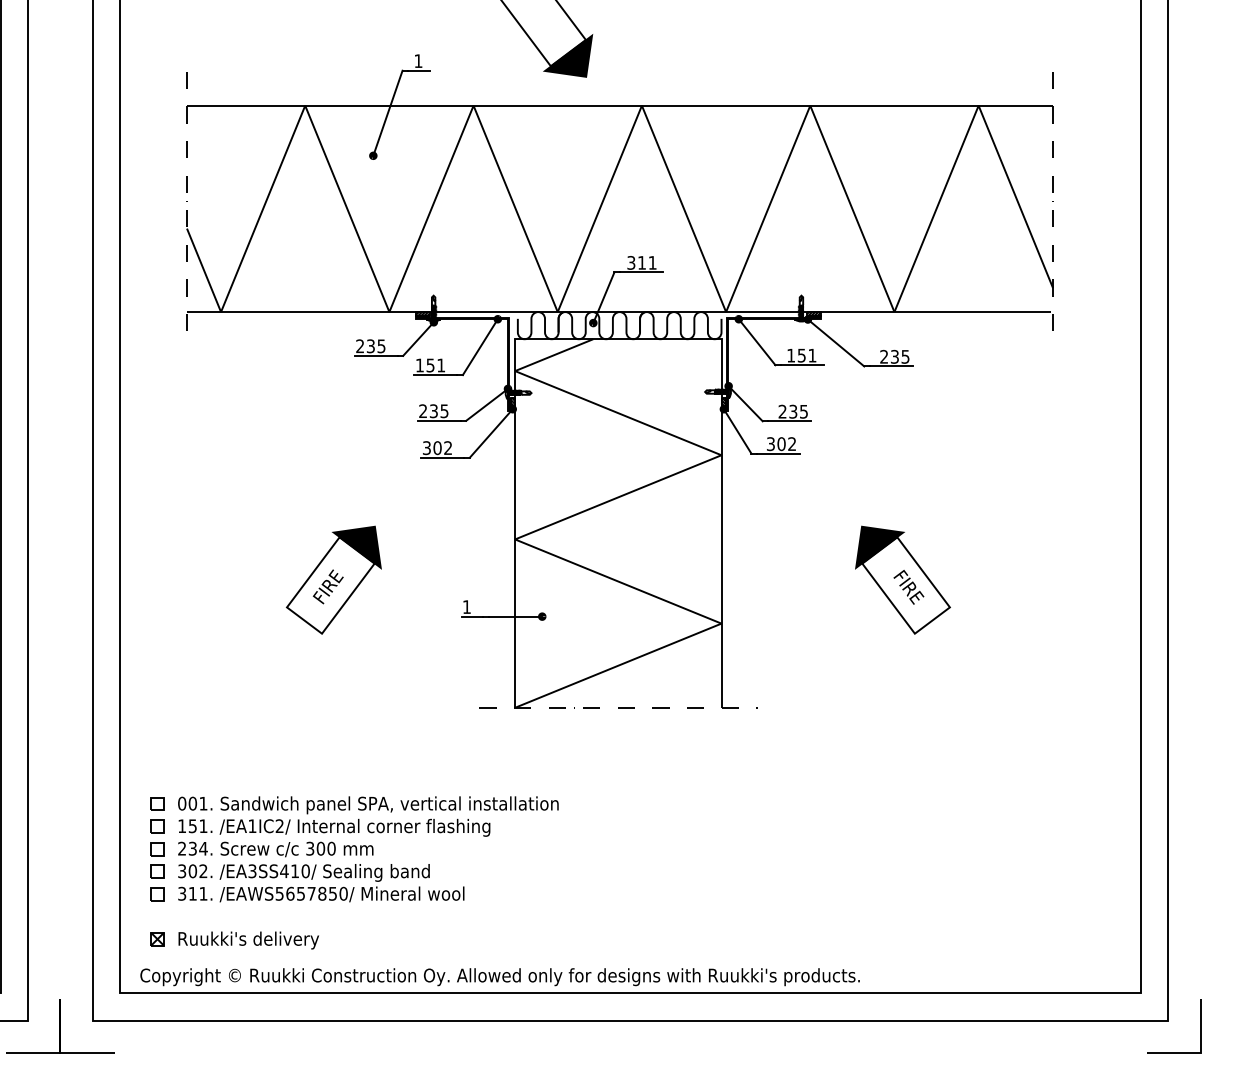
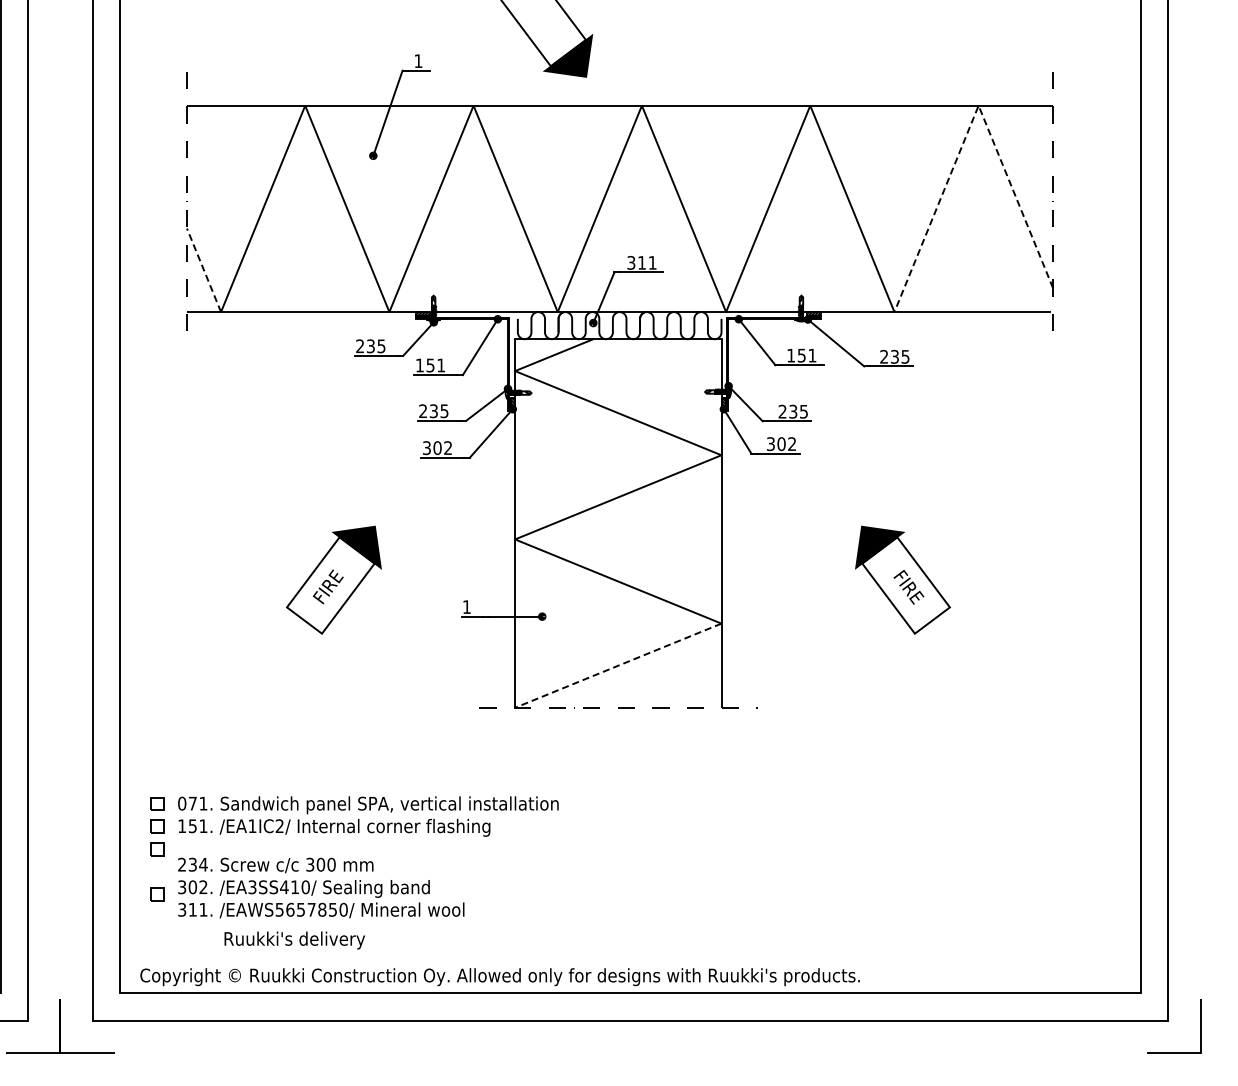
line: solid -> dashed (973, 117)
line: solid -> dashed (203, 269)
line: solid -> dashed (617, 665)
text: 001. -> 071. (192, 803)
part: present -> none (157, 871)
text position: (321, 871) -> (321, 887) (321, 887)
part: present -> none (157, 939)
text position: (248, 940) -> (294, 940) (294, 940)
